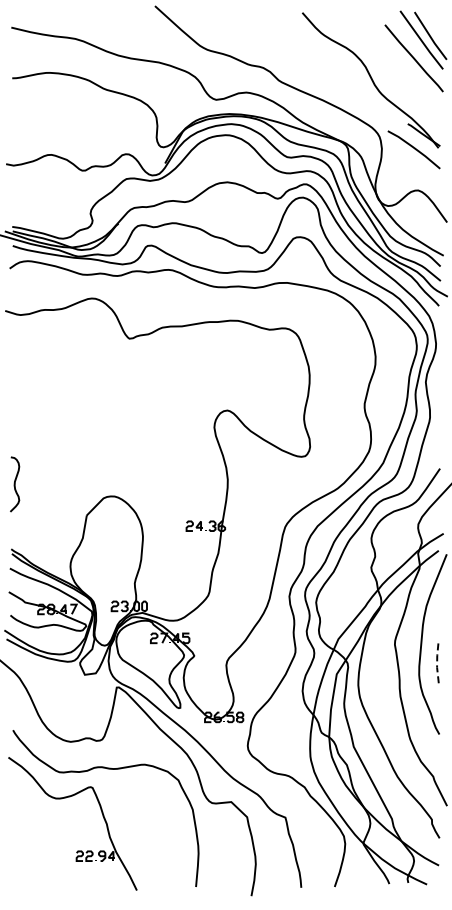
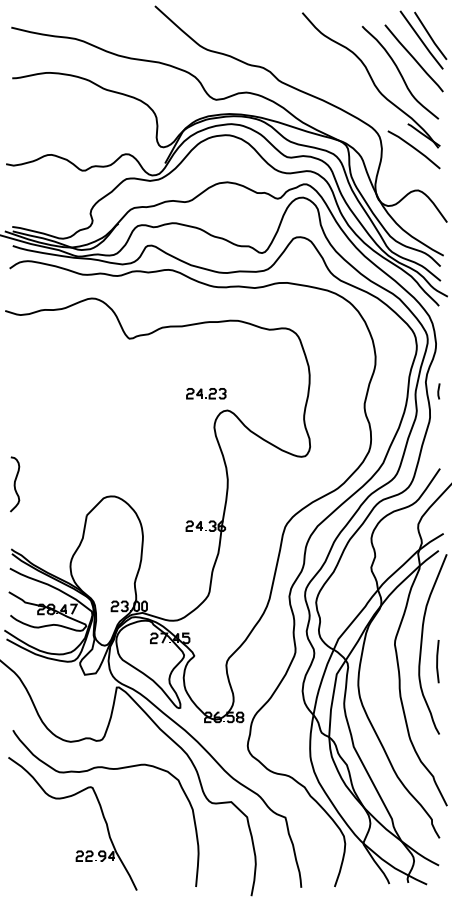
curve: none -> present (400, 72)
line: none -> present (438, 391)
part: none -> present (206, 393)
line: dashed -> solid (437, 661)
